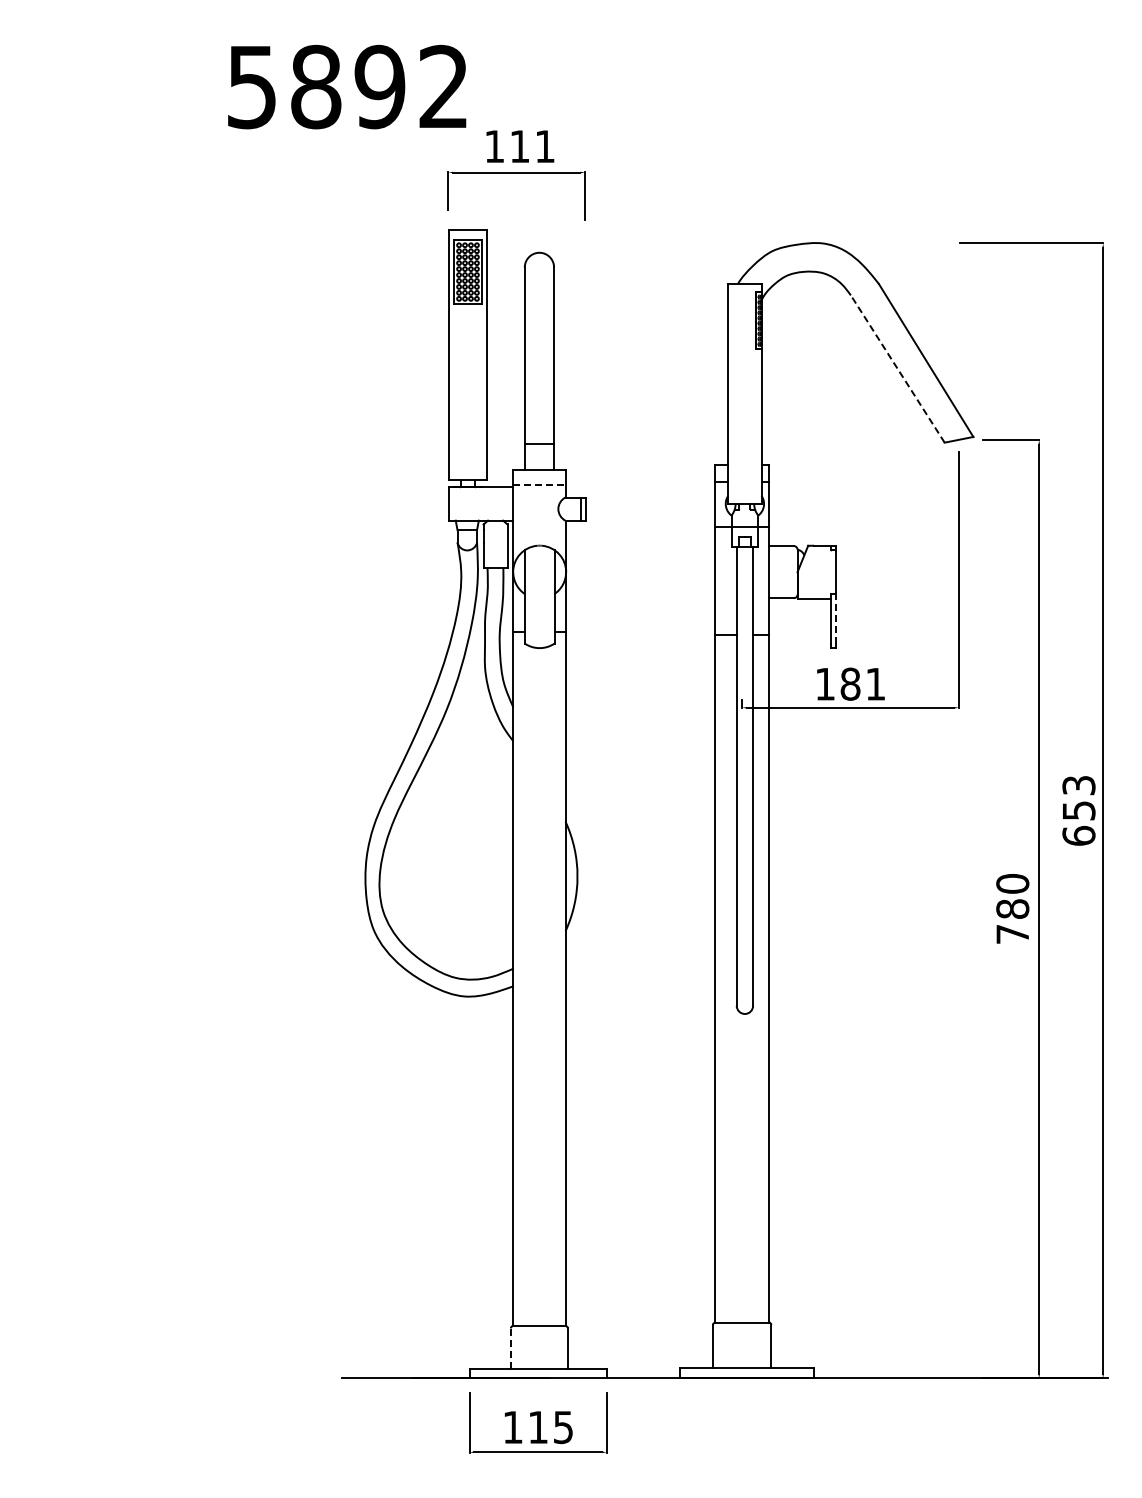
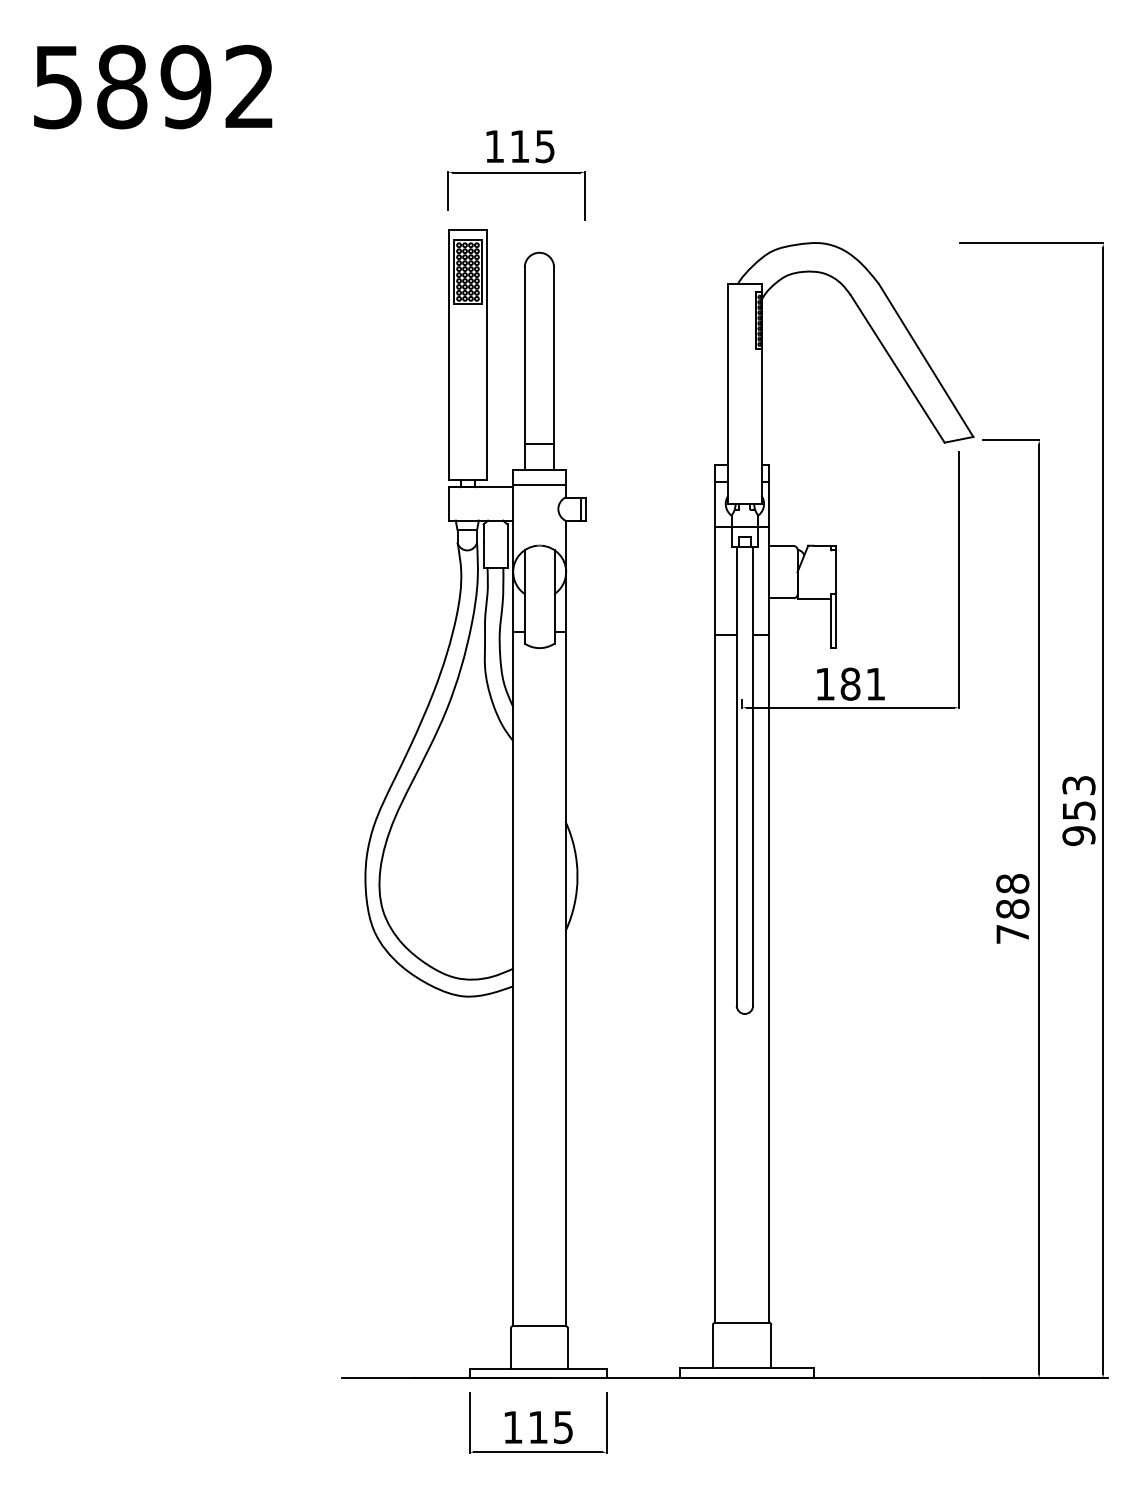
text position: (347, 86) -> (153, 86) (153, 86)
text: 111 -> 115 (544, 146)
line: dashed -> solid (897, 368)
line: dashed -> solid (539, 485)
line: dashed -> solid (835, 617)
text: 653 -> 953 (1078, 835)
text: 780 -> 788 (1012, 883)
line: dashed -> solid (510, 1348)
